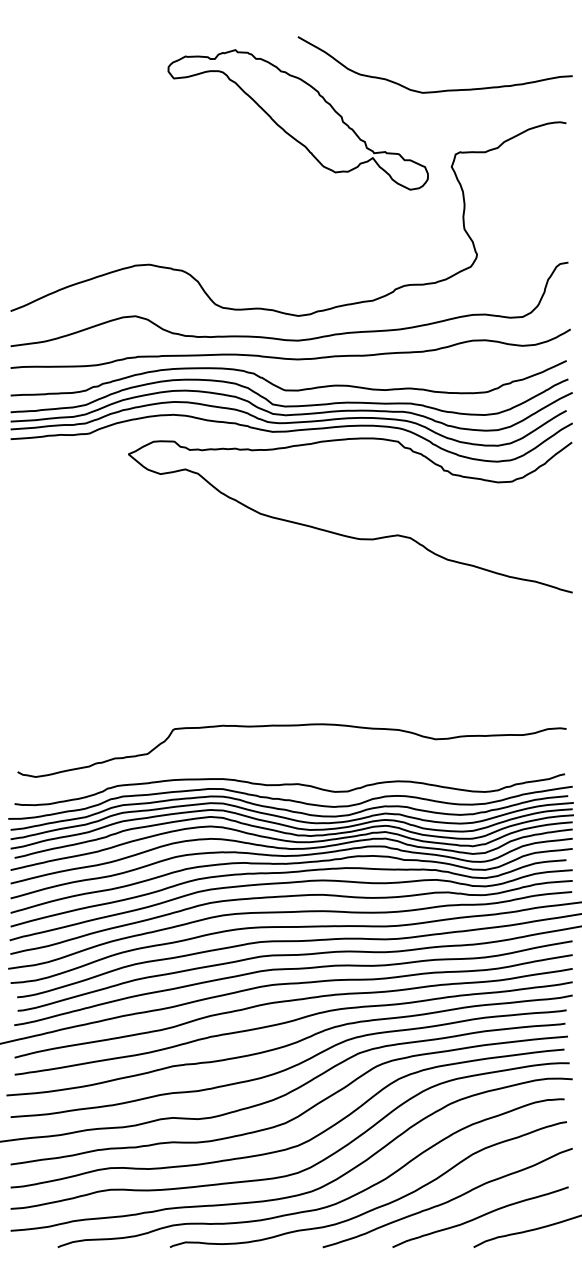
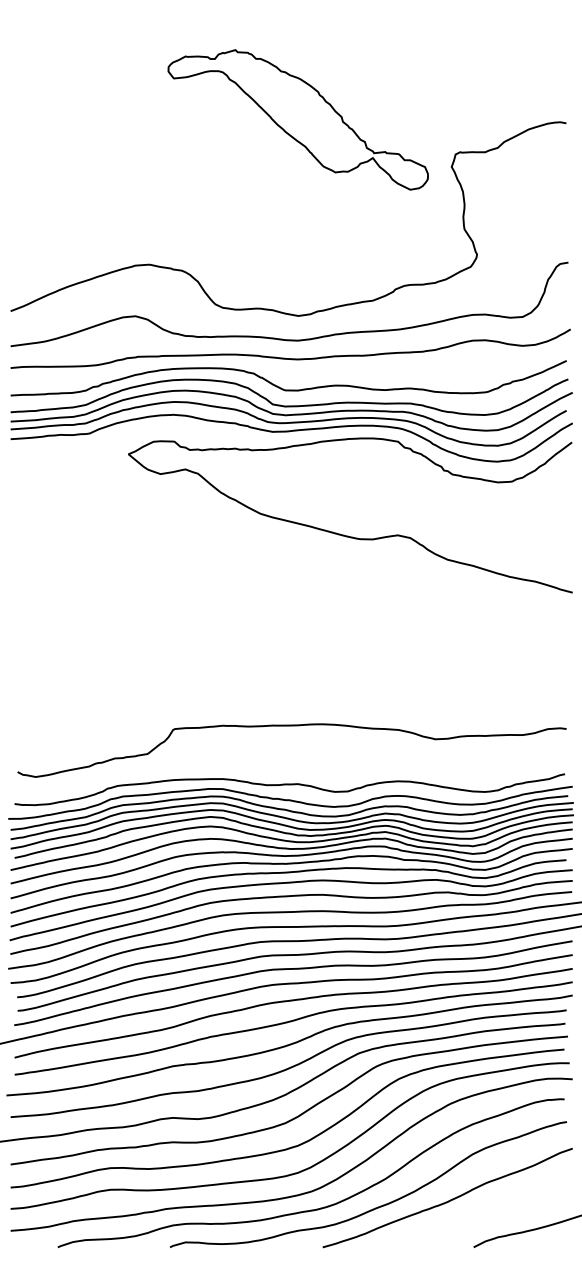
curve: present -> none (437, 90)
curve: present -> none (480, 1216)
